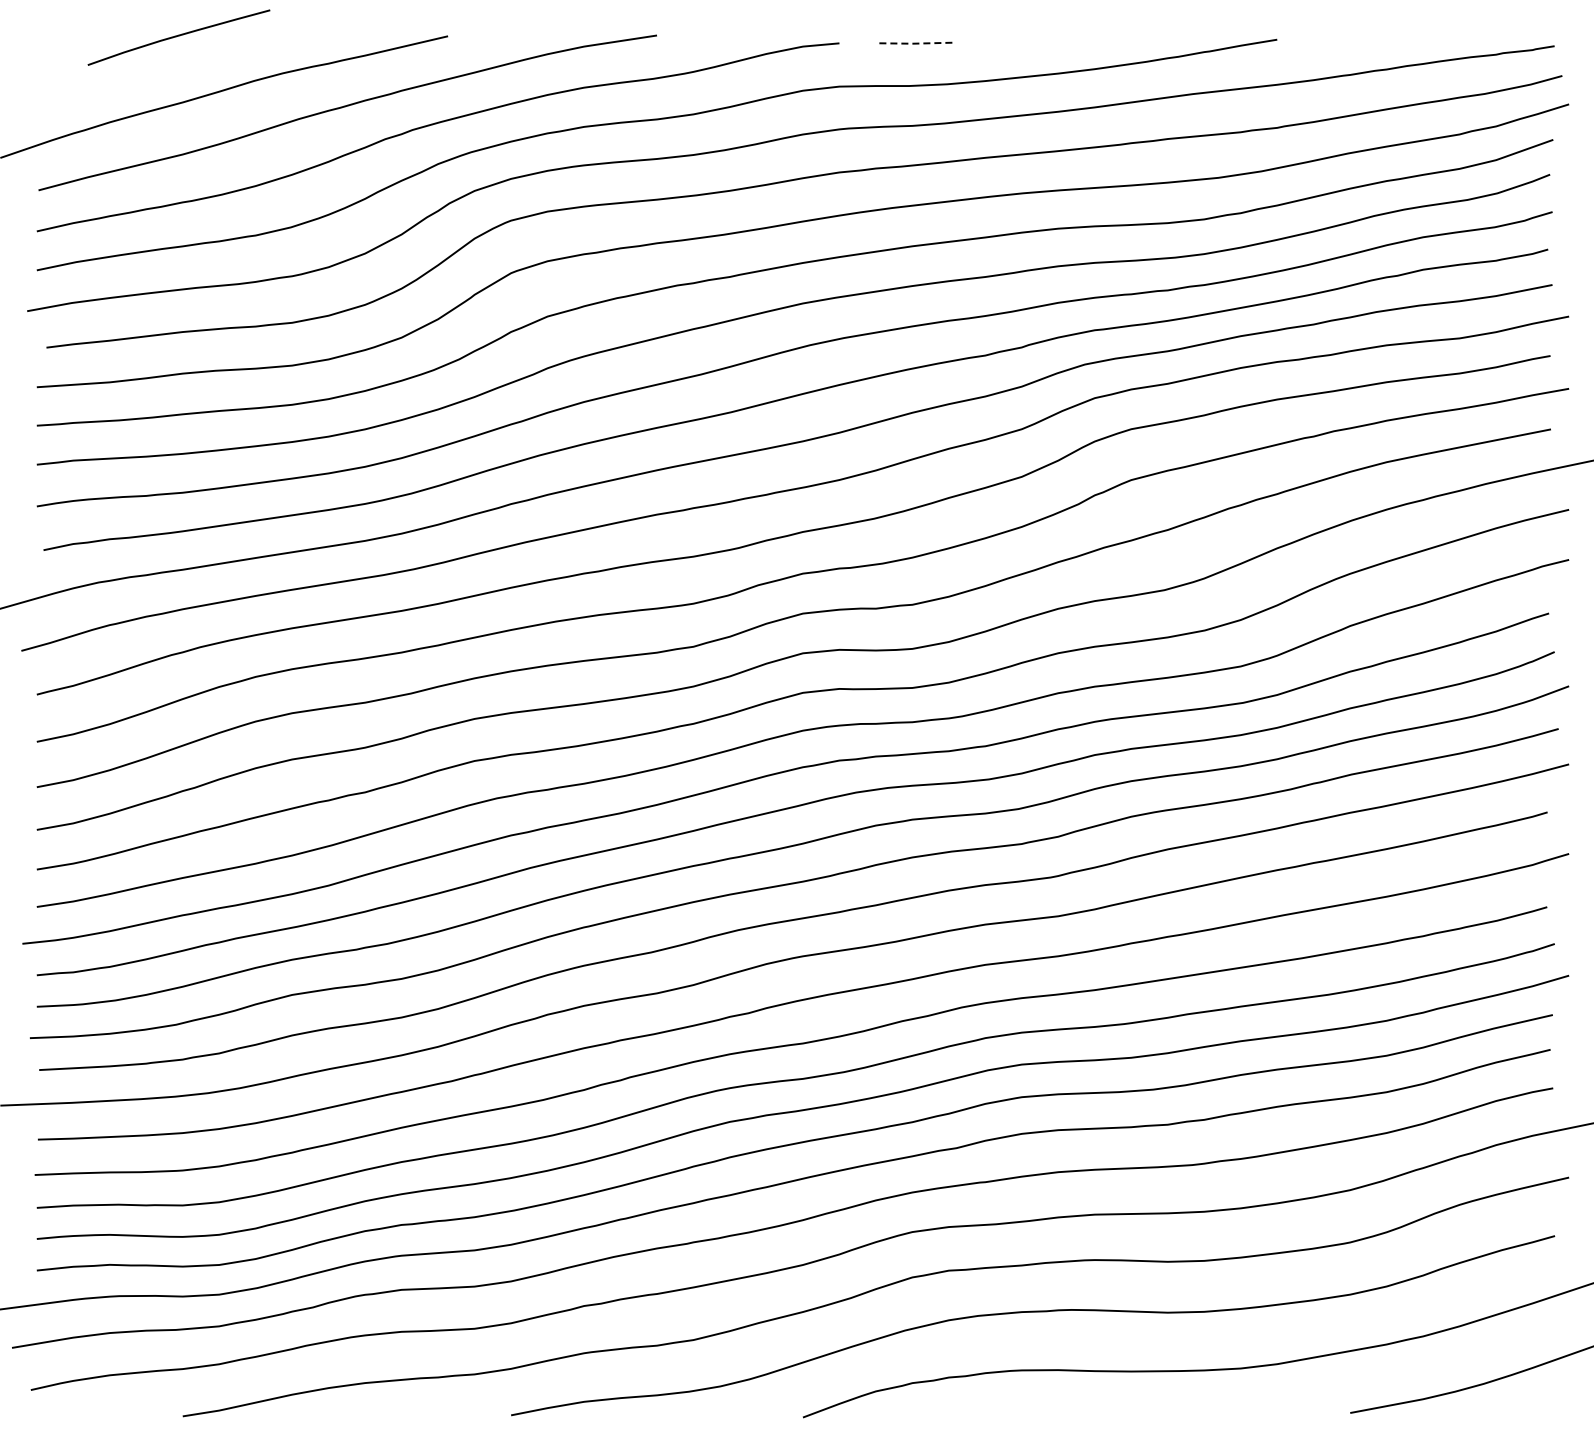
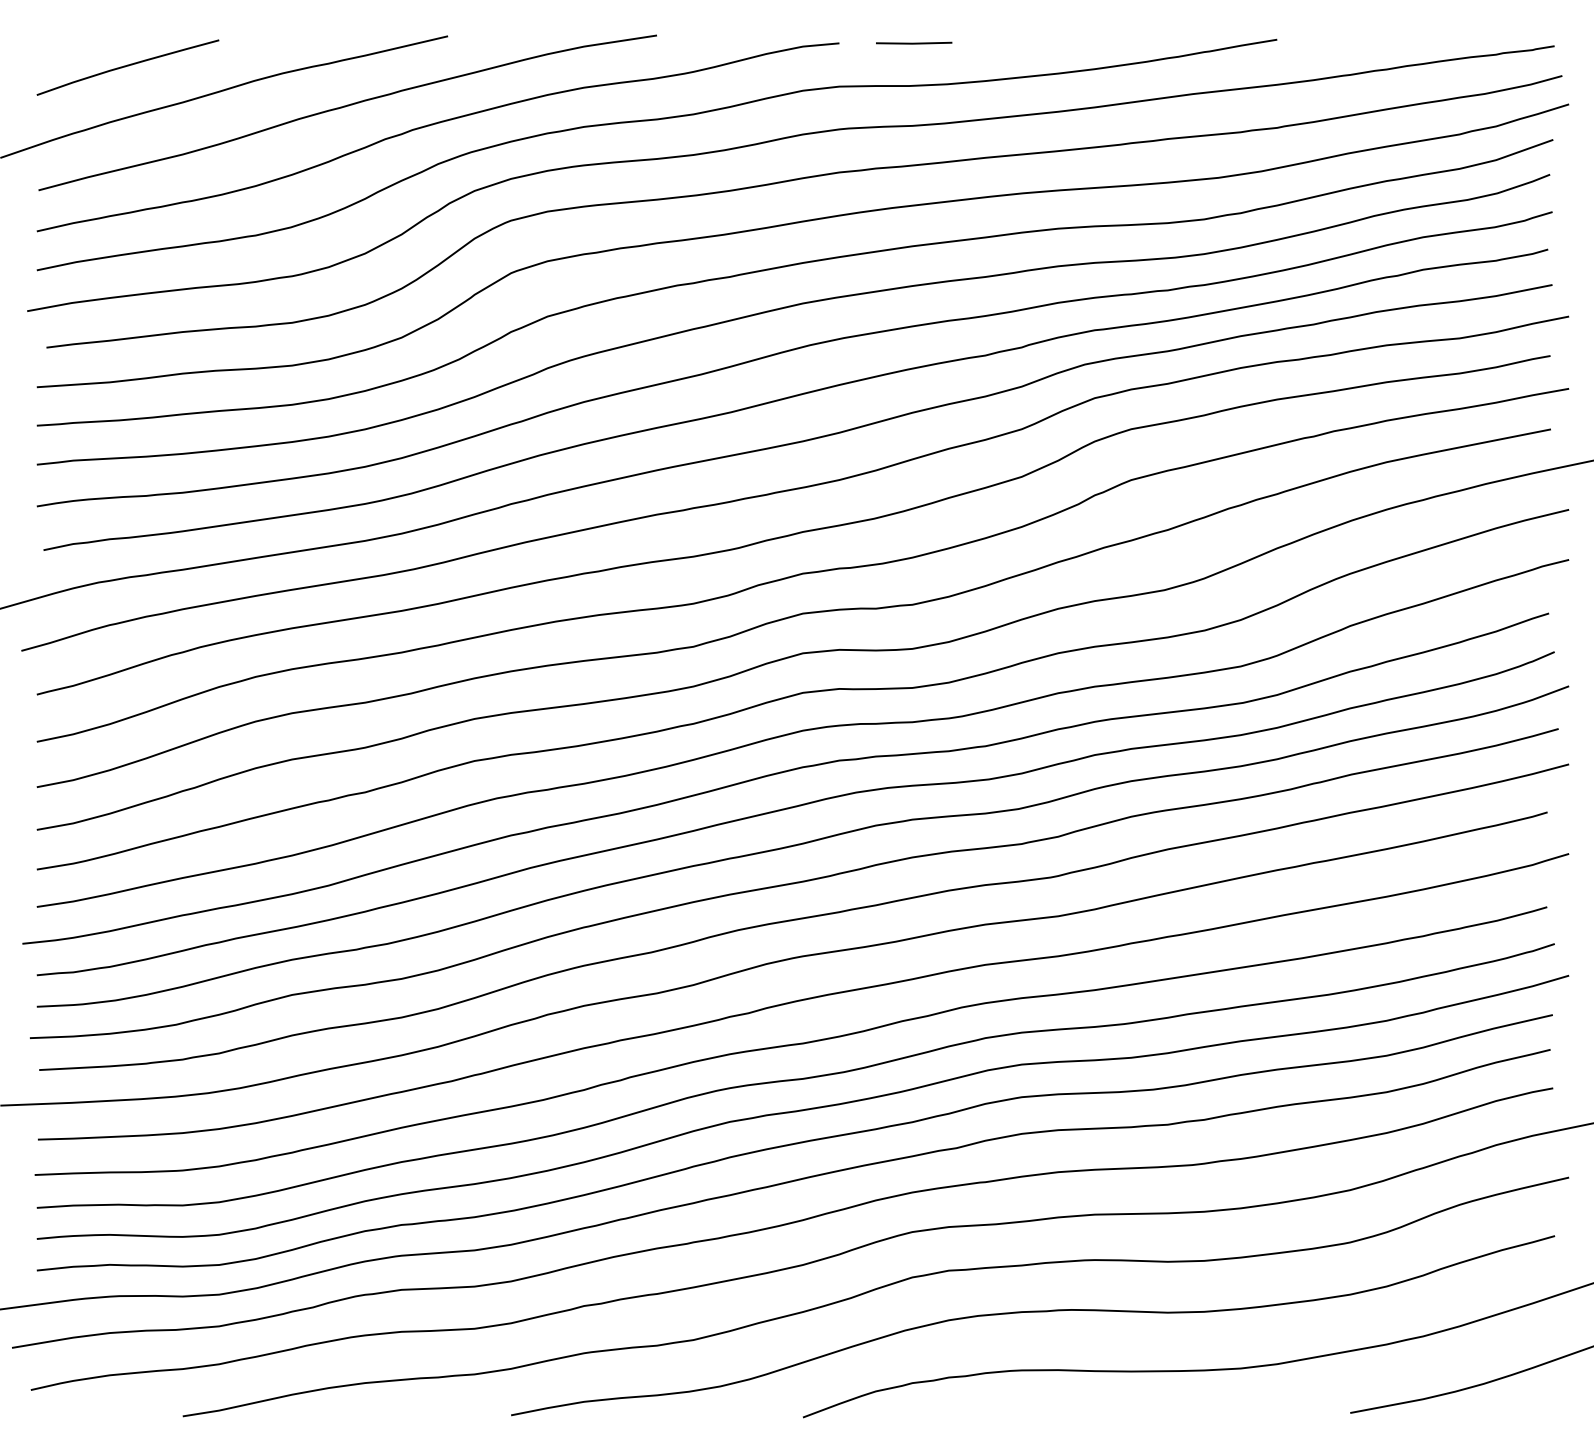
curve position: (178, 36) -> (127, 66) (127, 66)
line: dashed -> solid (913, 43)
